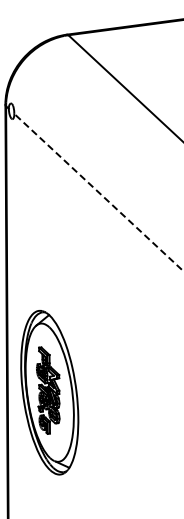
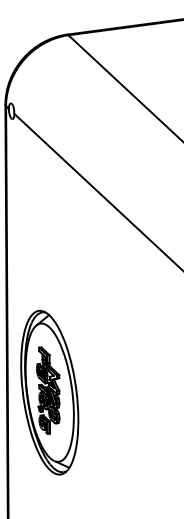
line: dashed -> solid (98, 192)
